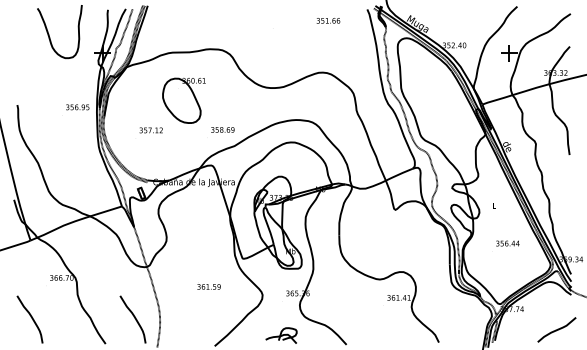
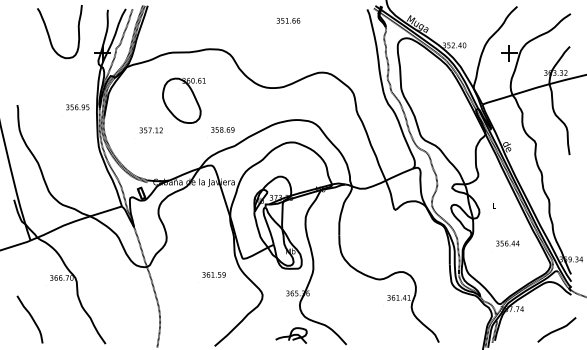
text position: (328, 20) -> (288, 20) (288, 20)
text position: (208, 286) -> (213, 274) (213, 274)
curve: present -> none (133, 317)
part position: (281, 335) -> (291, 335) (291, 335)
